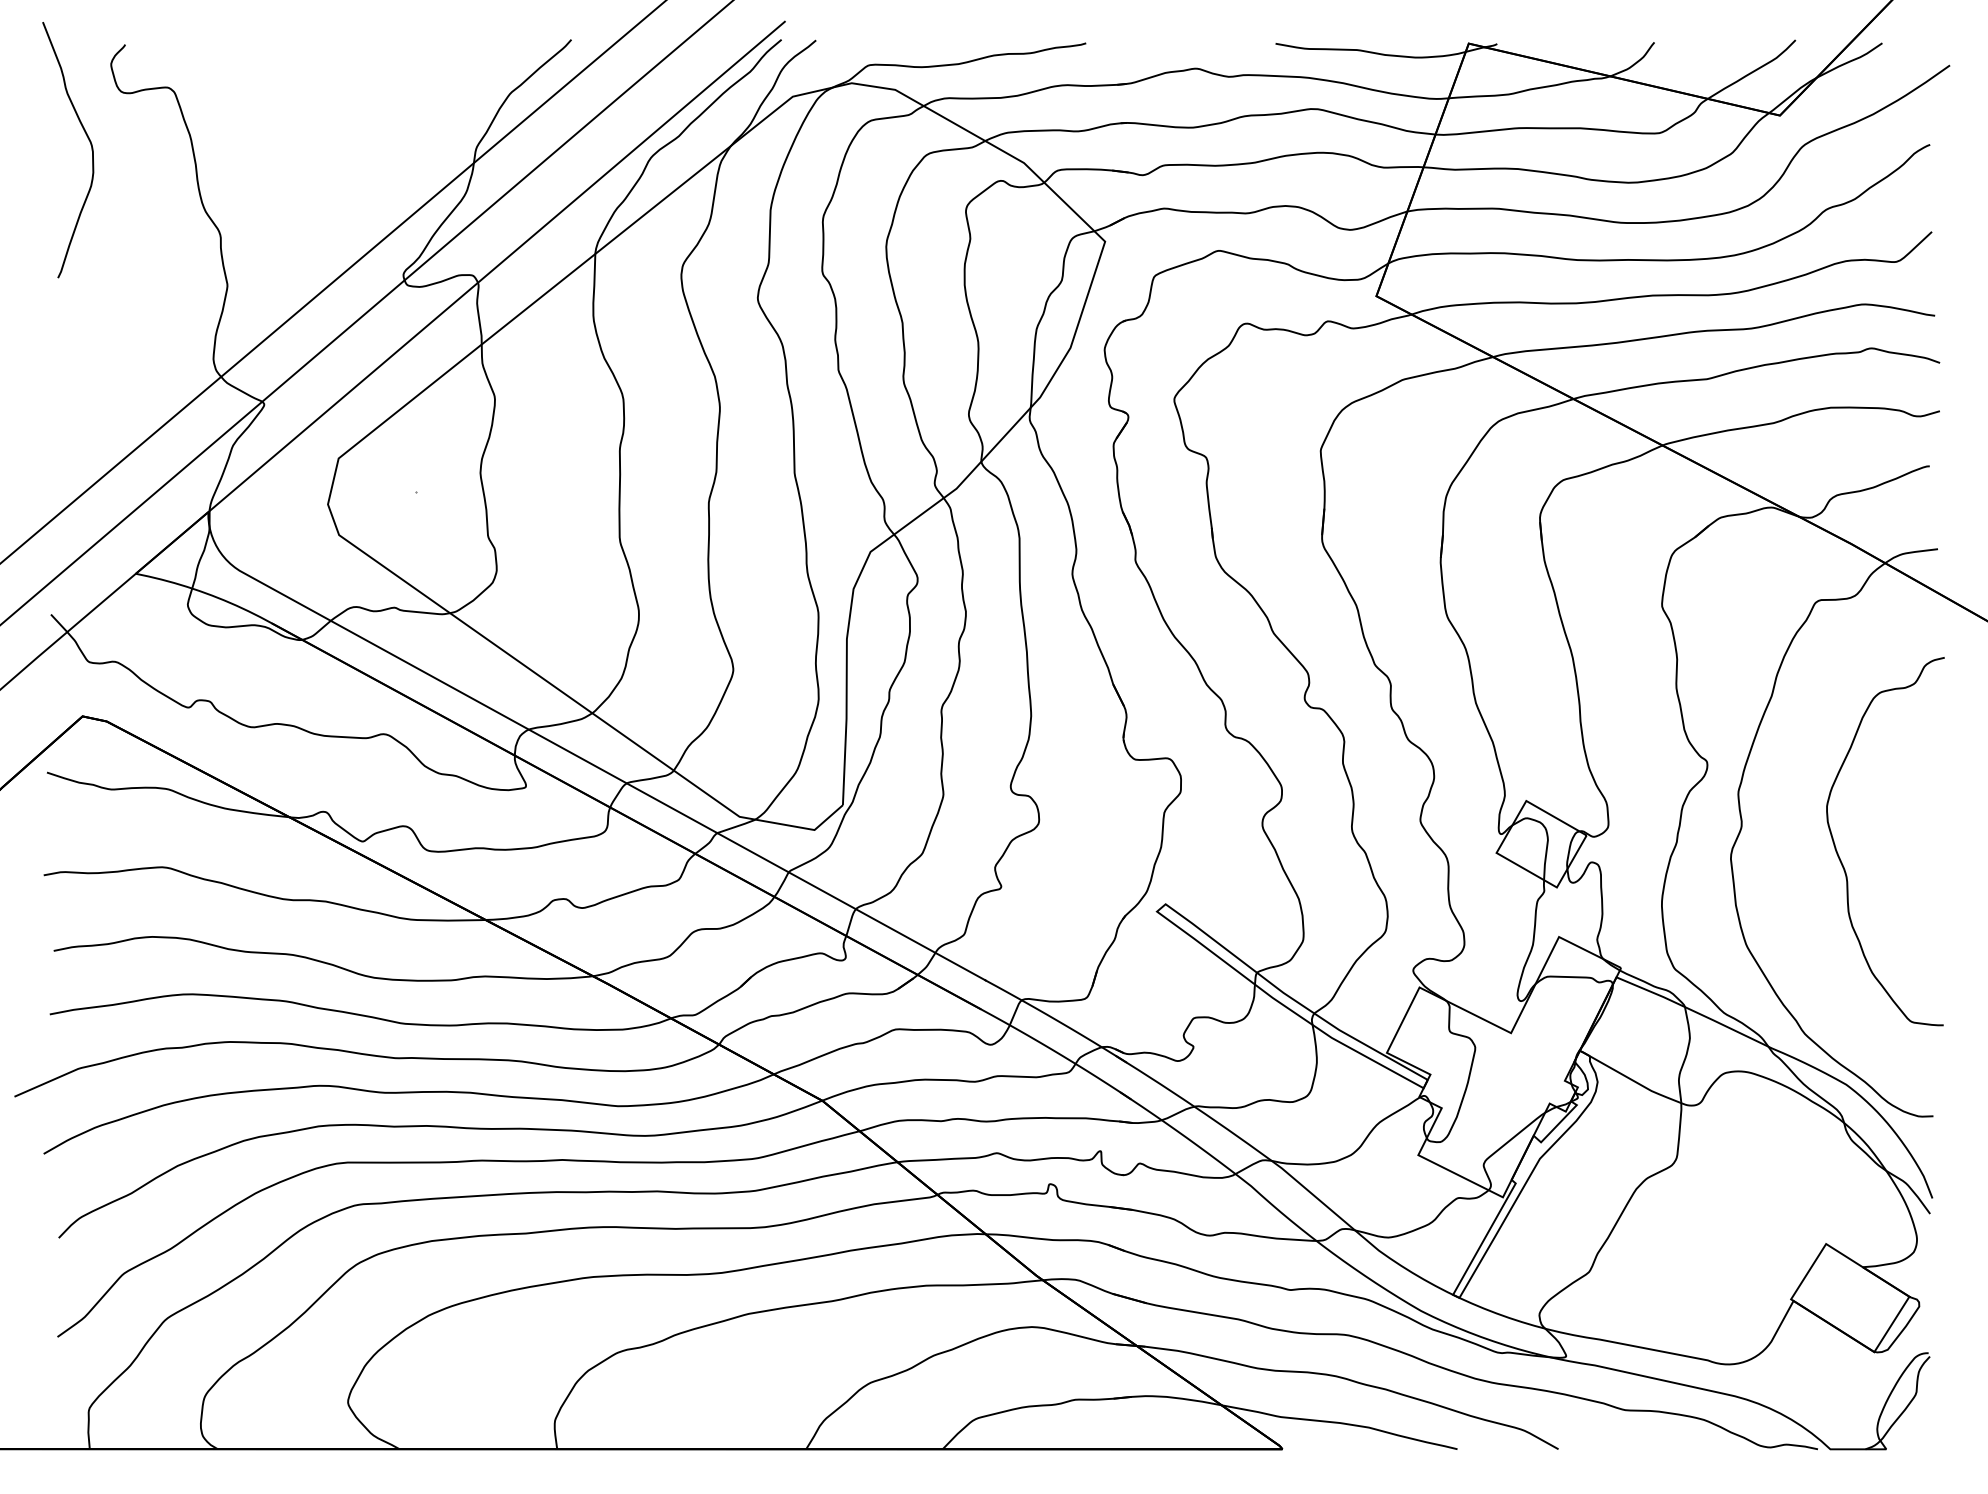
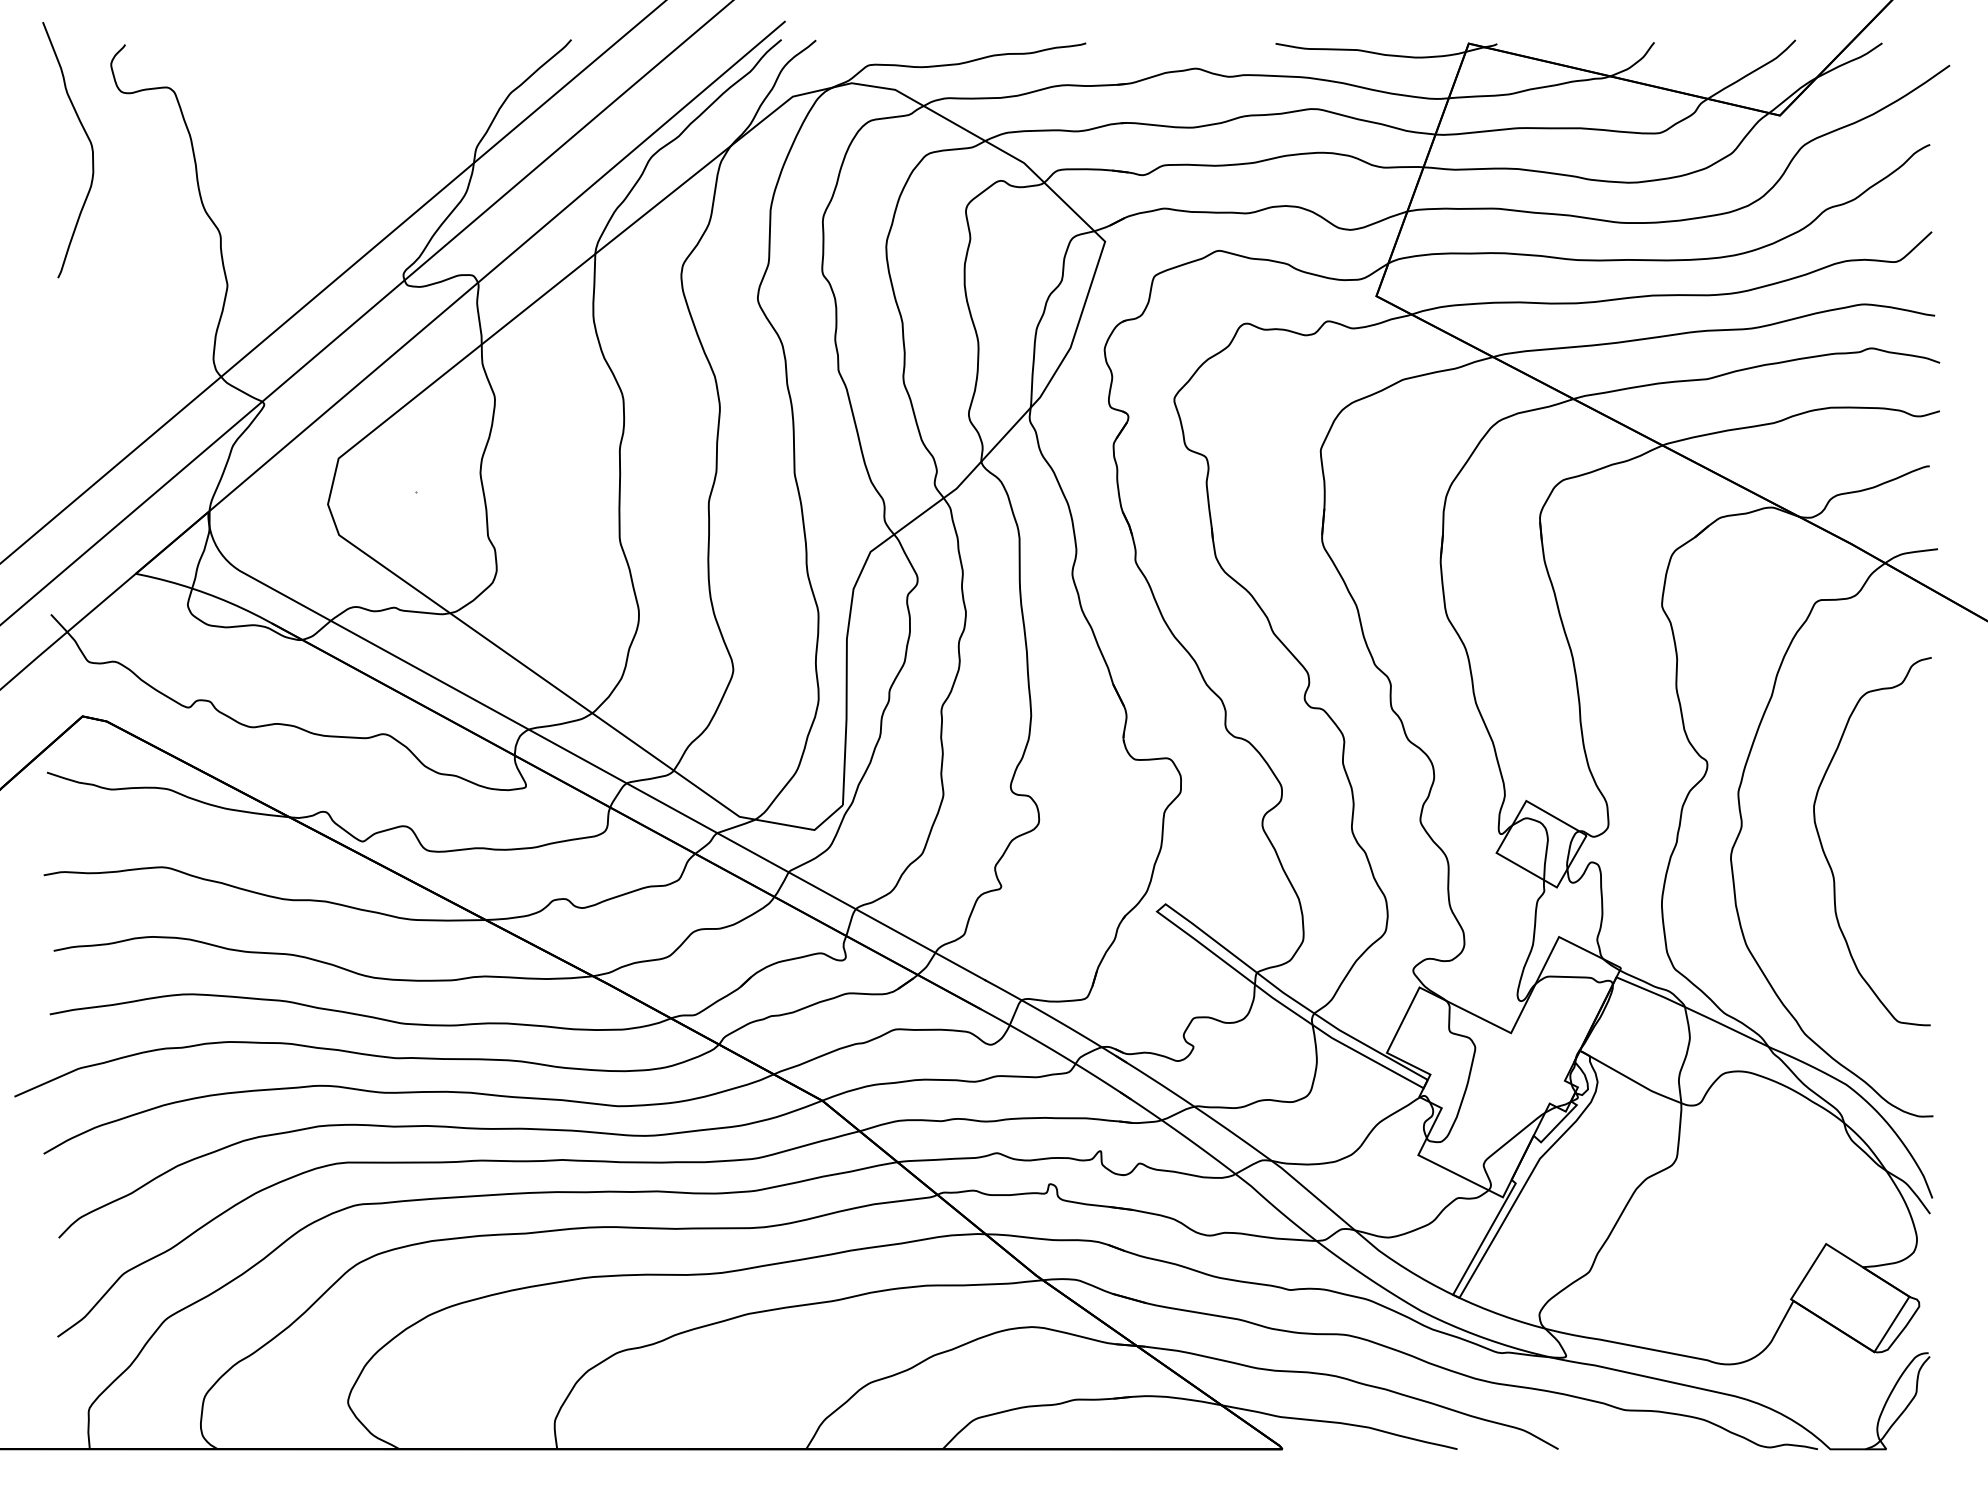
curve position: (1842, 862) -> (1829, 862) (1829, 862)
